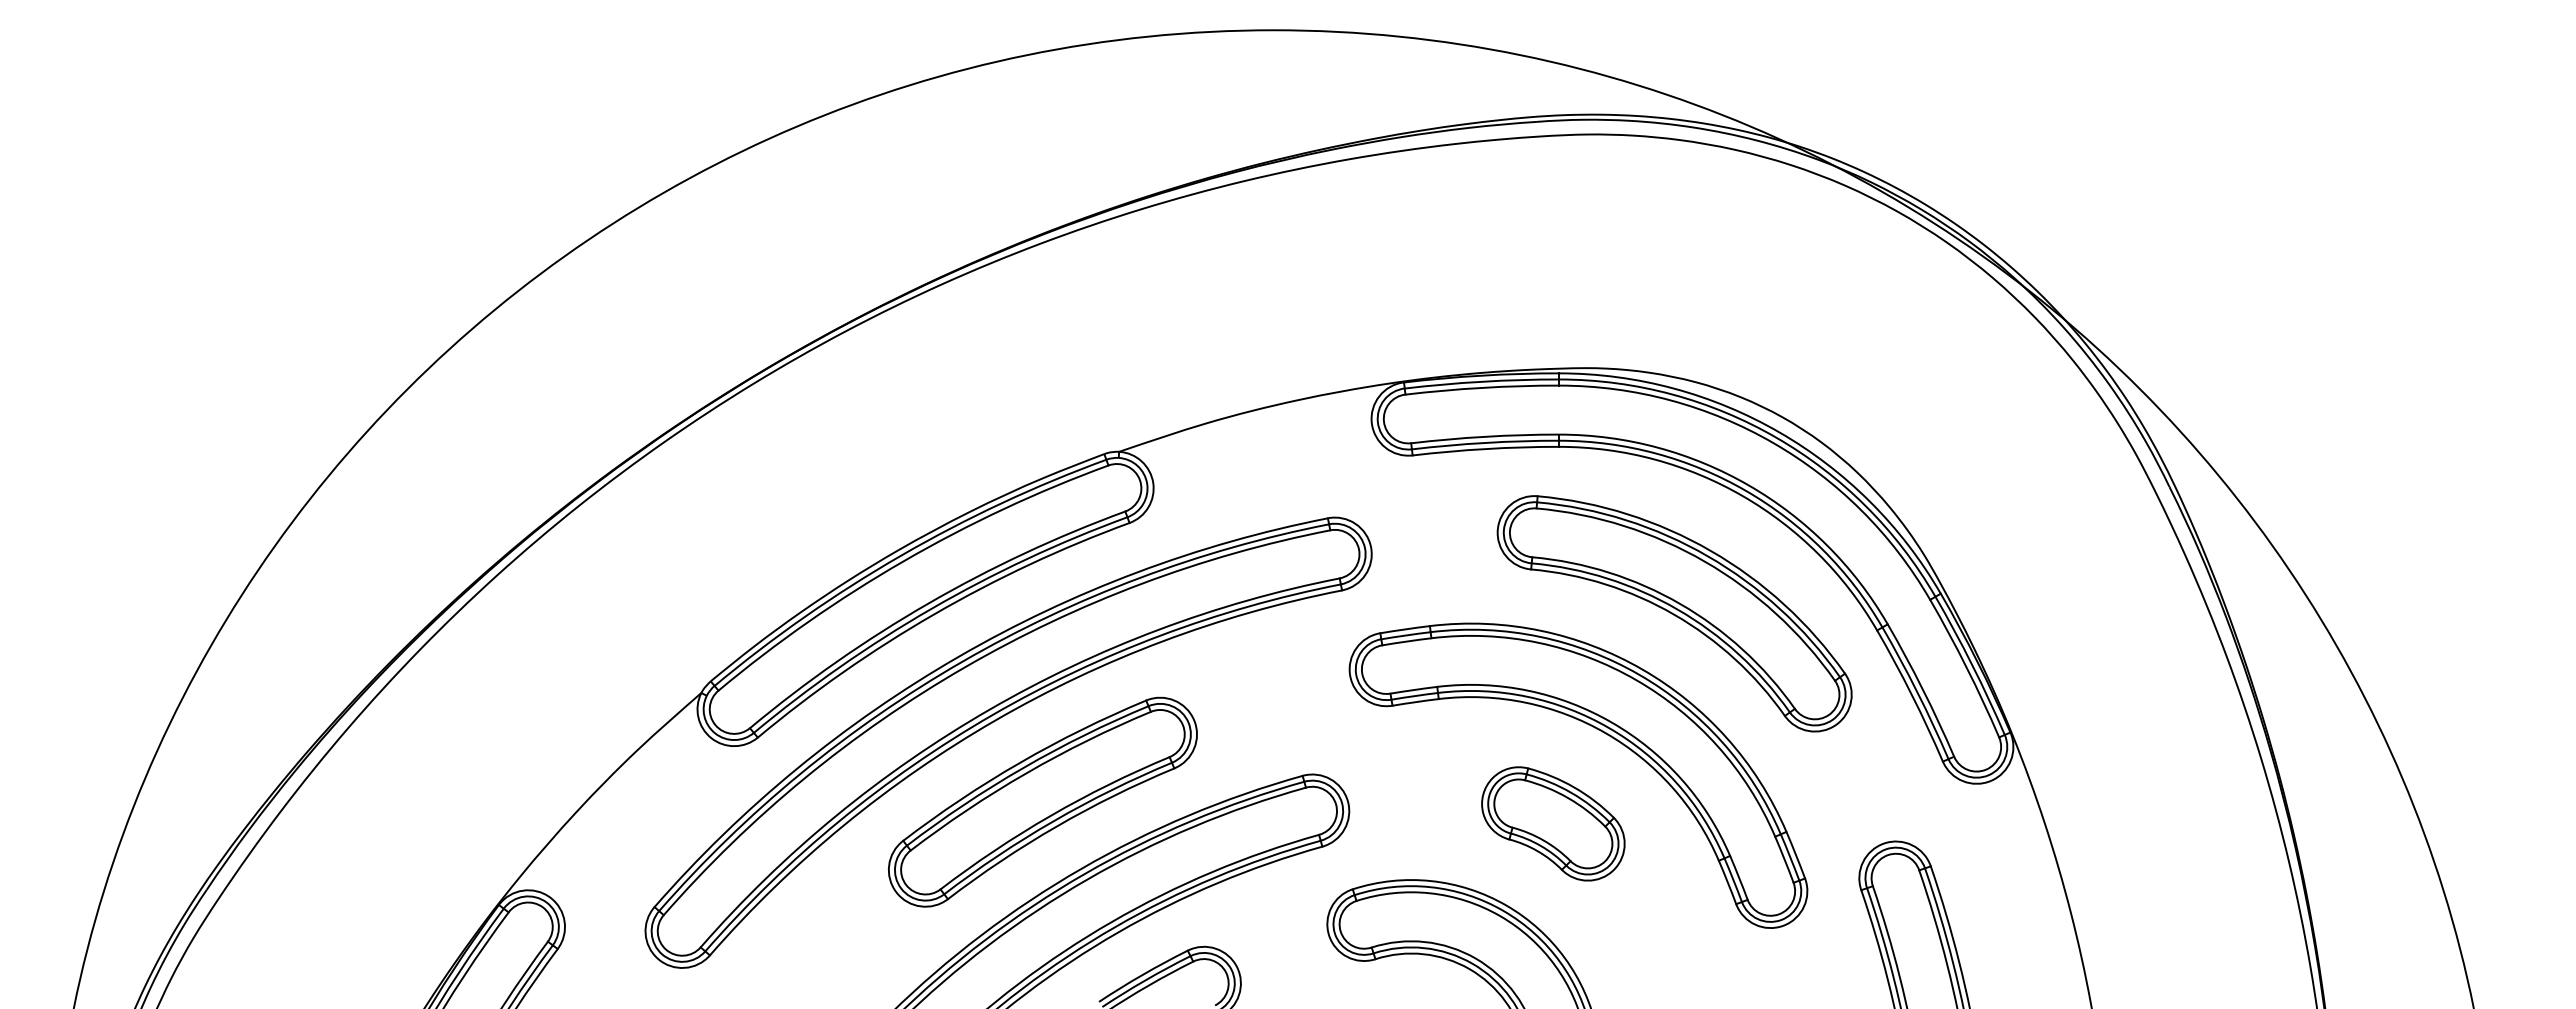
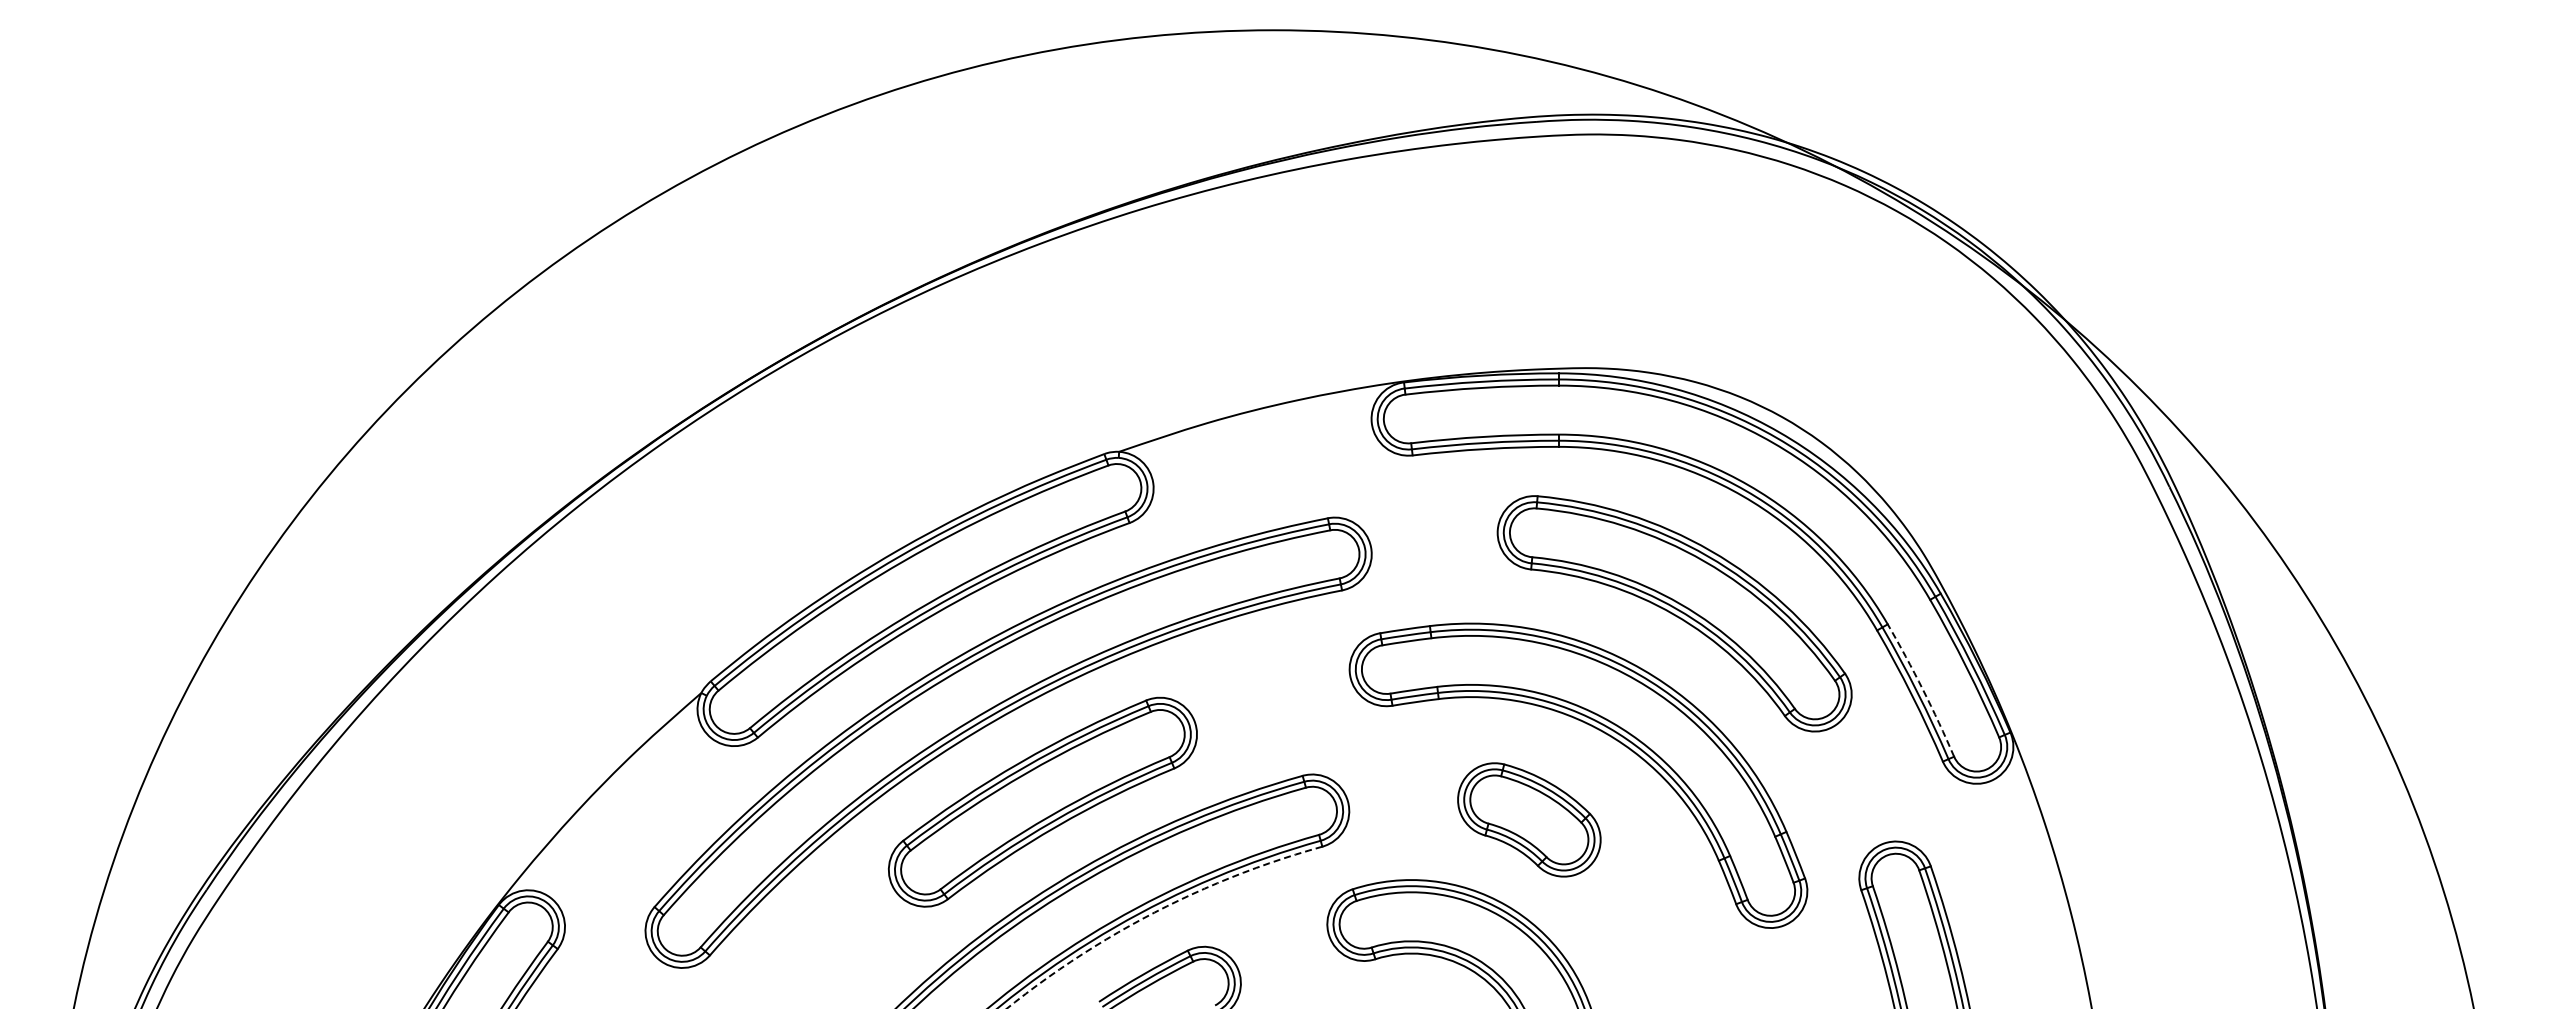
arc: solid -> dashed (1922, 689)
part position: (1553, 823) -> (1529, 819) (1529, 819)
arc: solid -> dashed (1156, 911)
